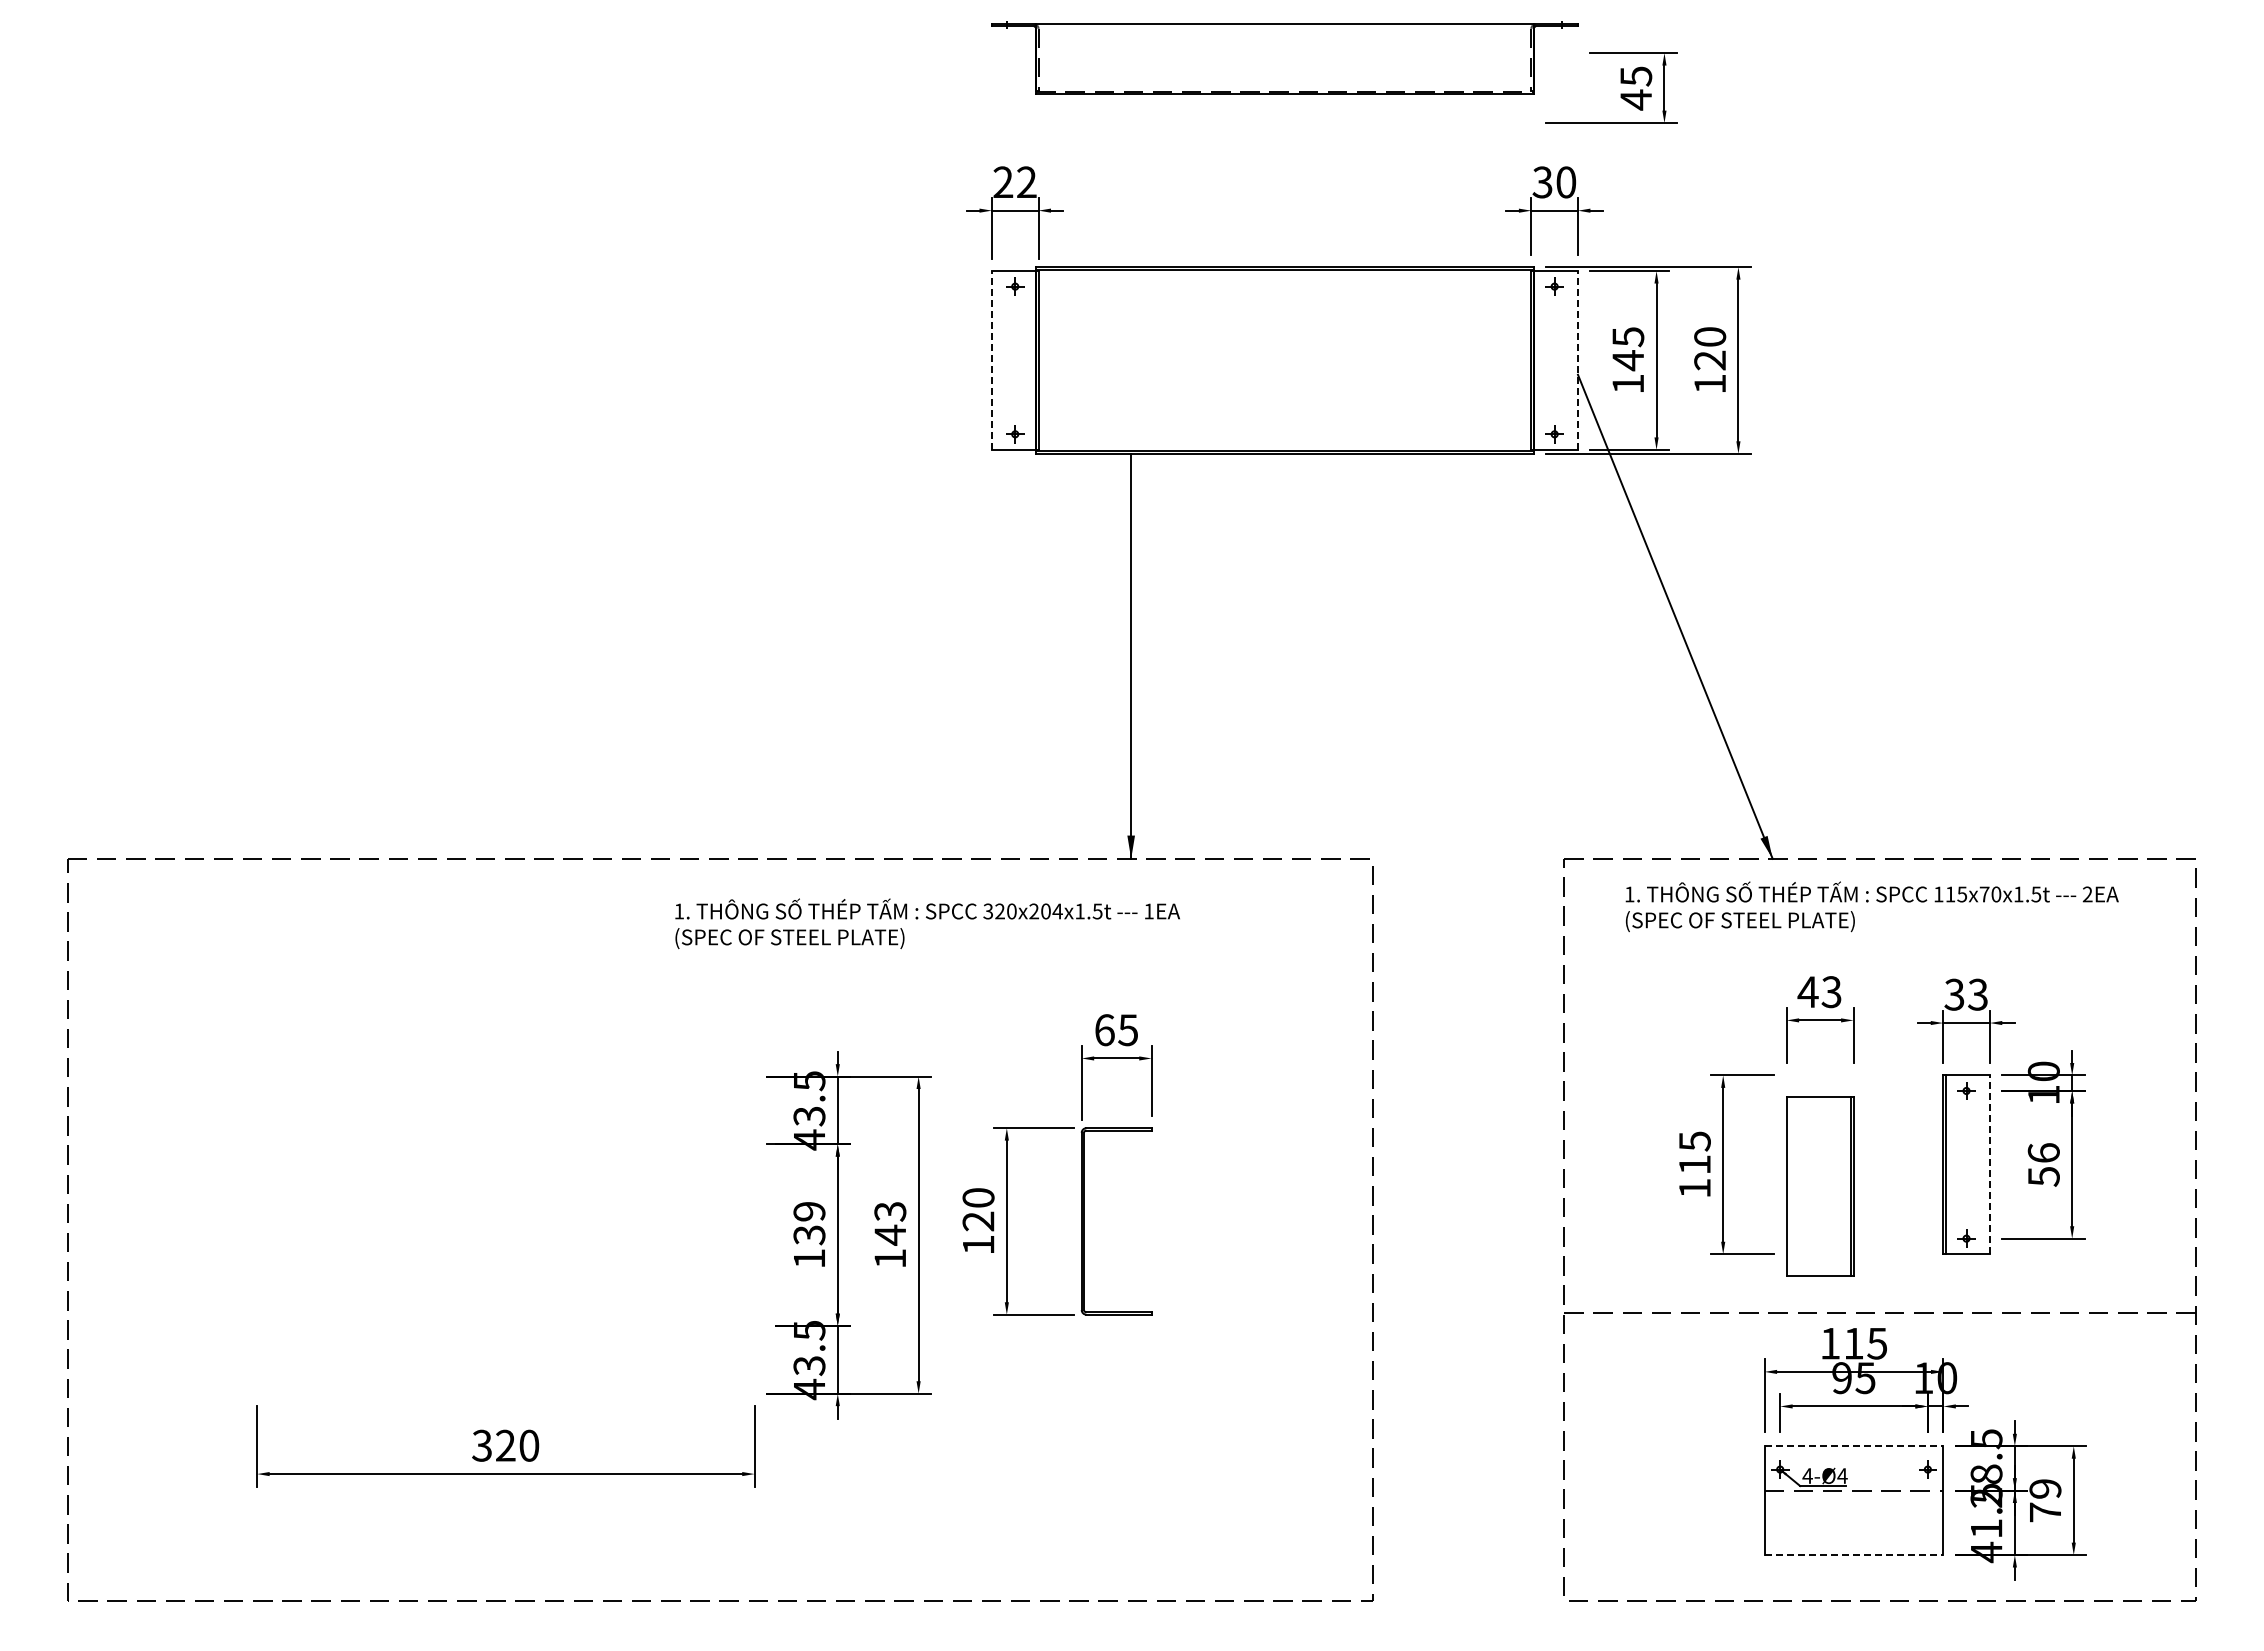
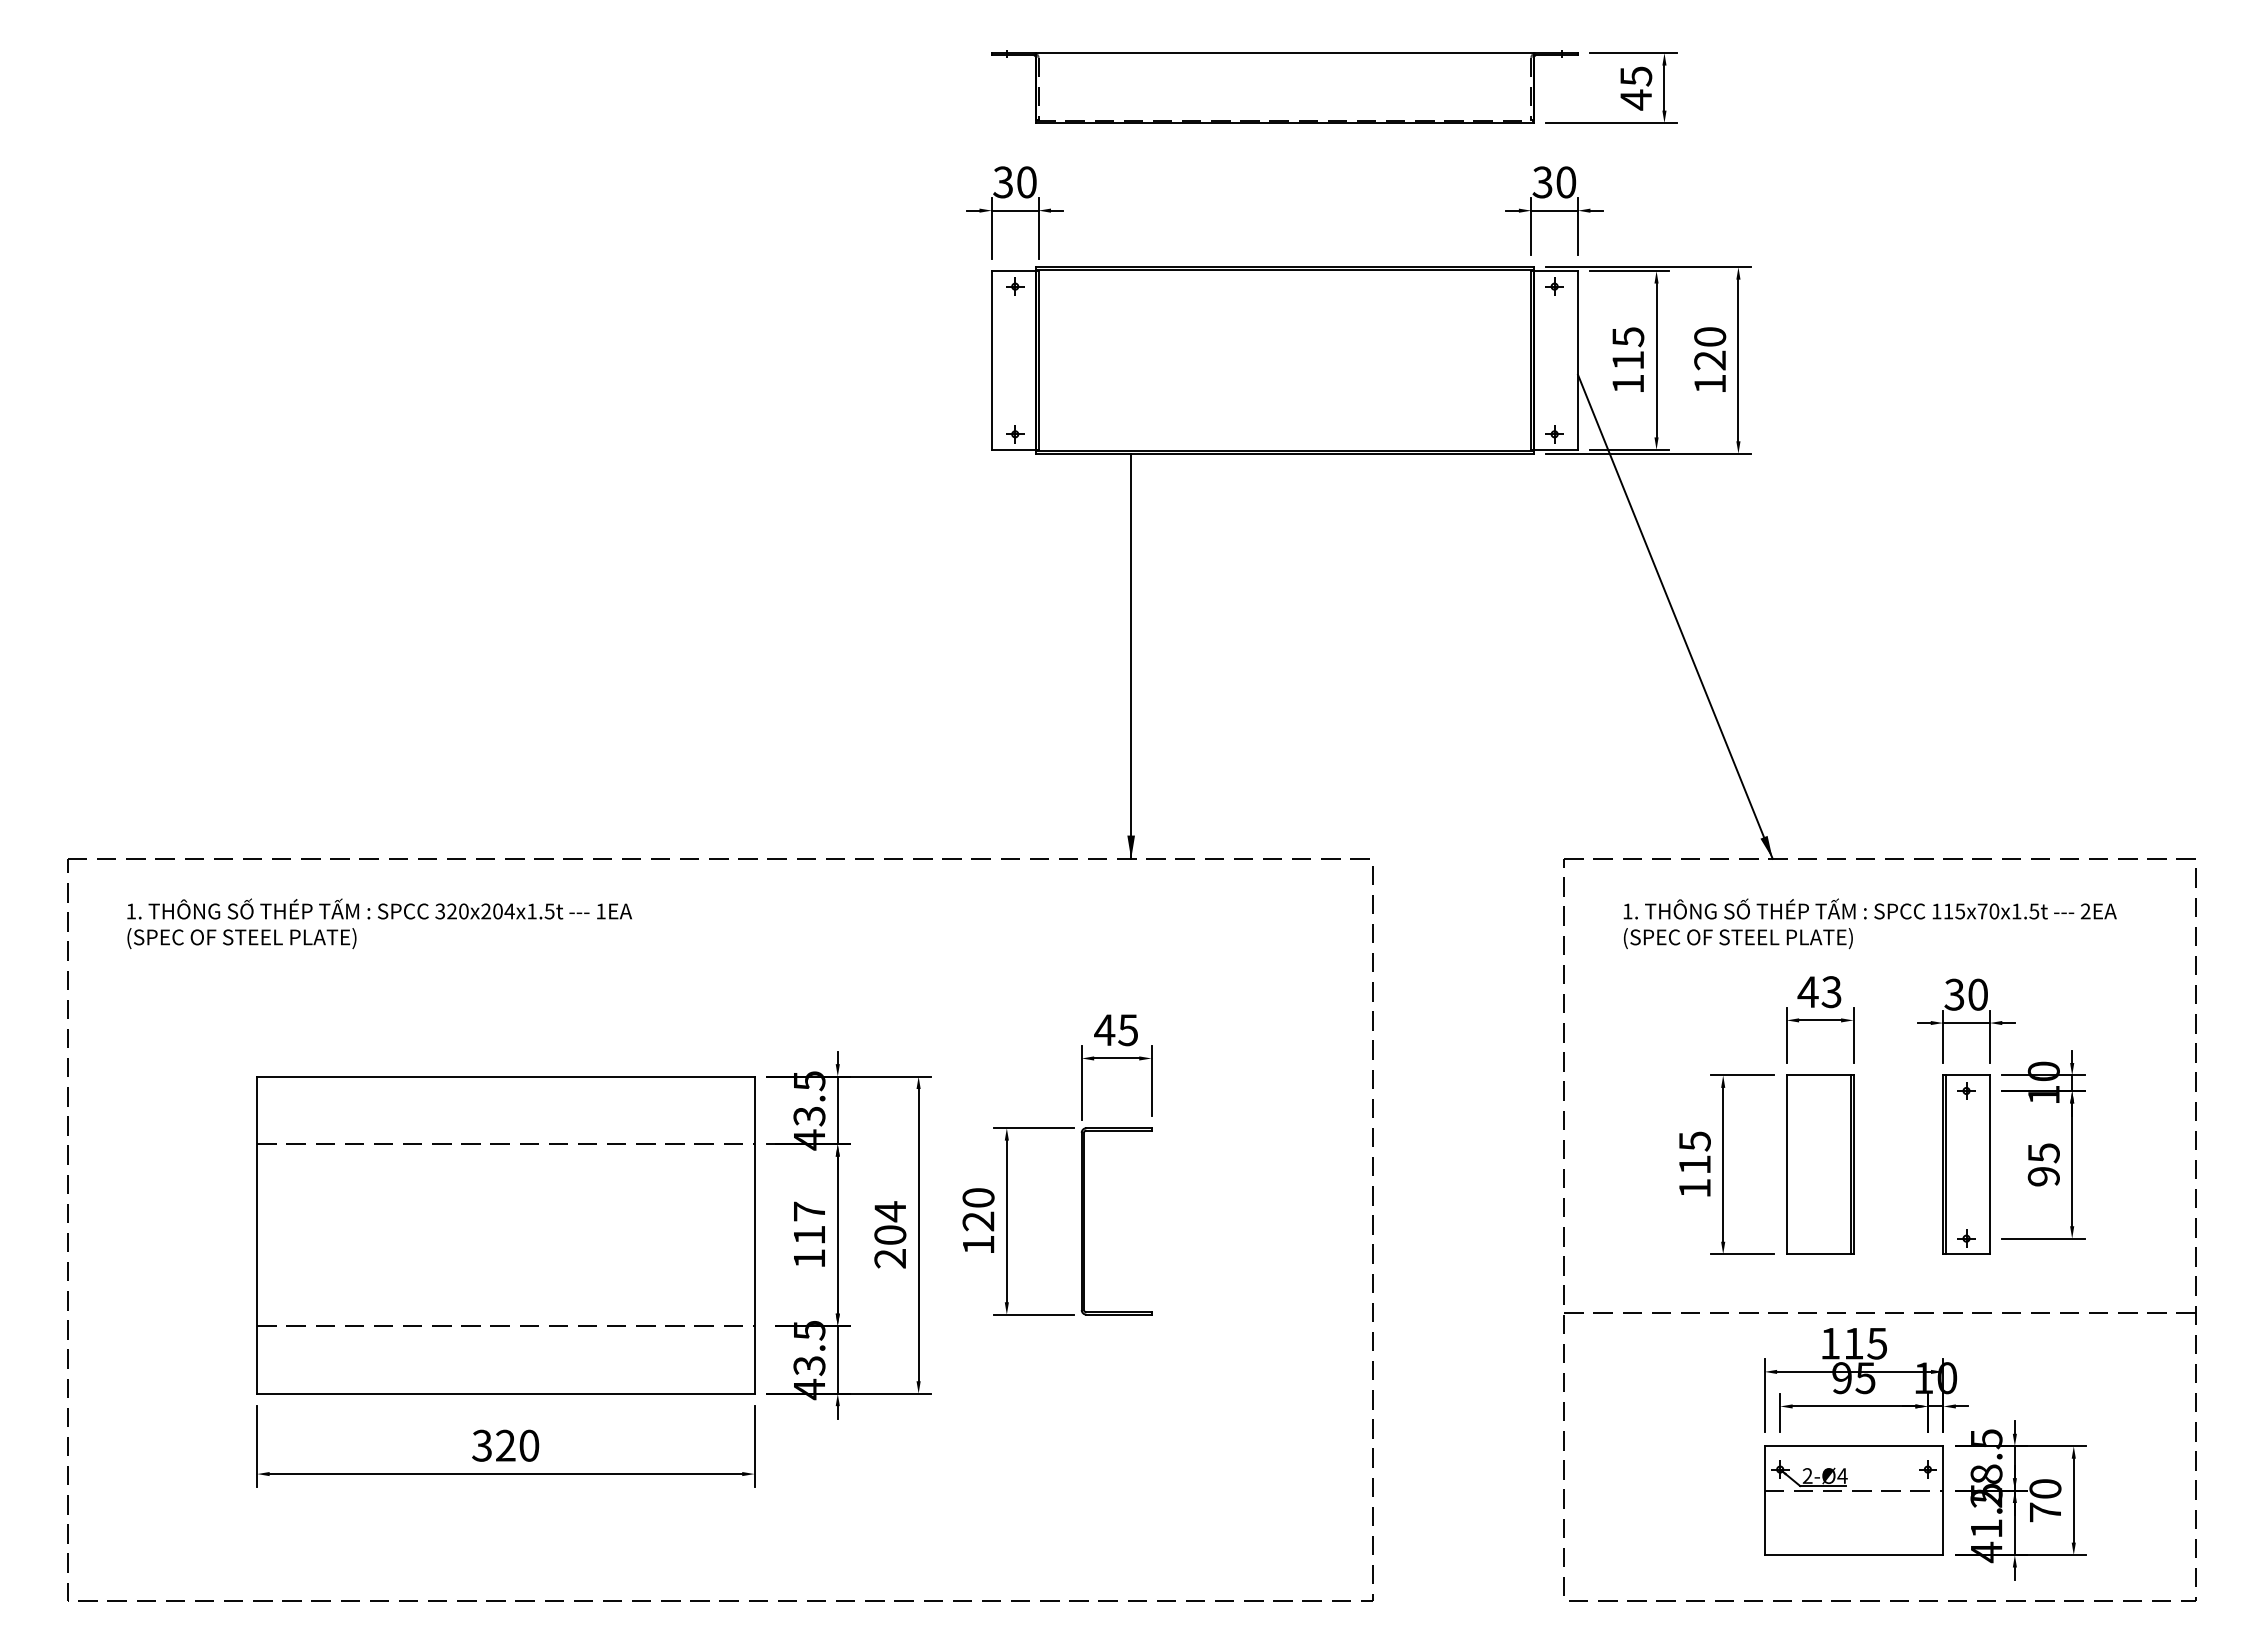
part position: (1284, 57) -> (1284, 86) (1284, 86)
text: 22 -> 30 (1014, 182)
line: dashed -> solid (991, 359)
line: dashed -> solid (1577, 359)
text: 145 -> 115 (1627, 360)
text position: (1871, 906) -> (1869, 923) (1869, 923)
text position: (927, 923) -> (379, 923) (379, 923)
text: 33 -> 30 (1977, 994)
text: 65 -> 45 (1104, 1030)
line: dashed -> solid (1989, 1164)
text: 56 -> 95 (2043, 1164)
part position: (1820, 1186) -> (1820, 1164) (1820, 1164)
text: 139 -> 117 (809, 1223)
text: 143 -> 204 (890, 1234)
part: none -> present (505, 1235)
line: dashed -> solid (1854, 1446)
text: 4-Ø4 -> 2-Ø4 (1807, 1475)
text: 79 -> 70 (2045, 1488)
line: dashed -> solid (1854, 1555)
